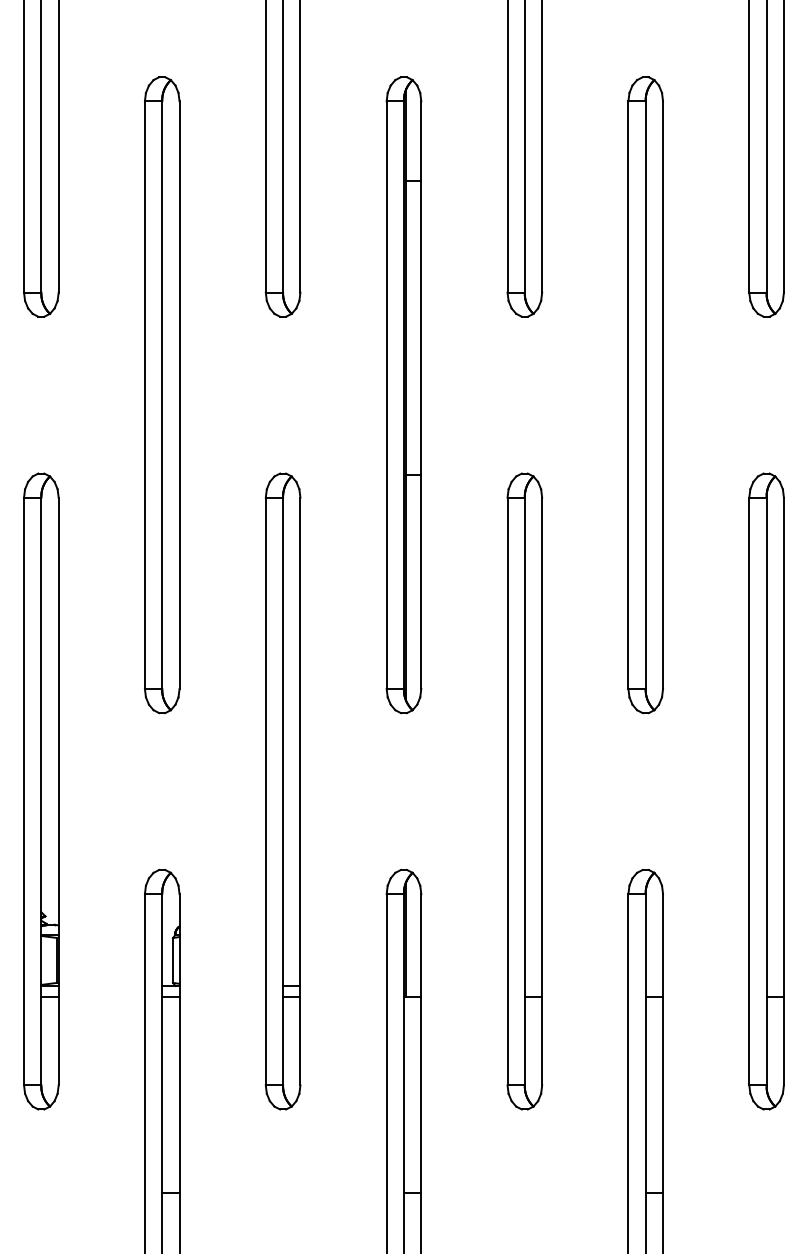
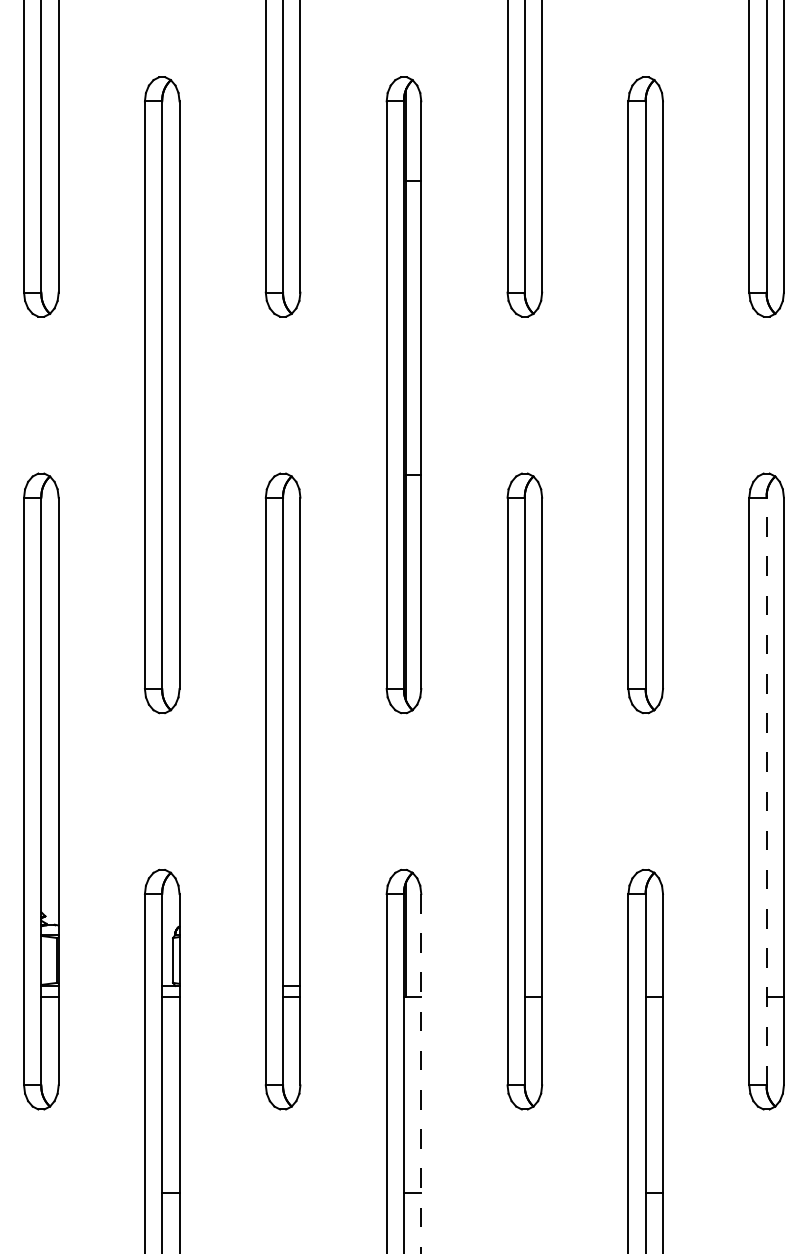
line: solid -> dashed (766, 791)
line: solid -> dashed (421, 1073)
